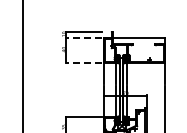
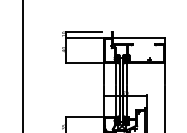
line: dashed -> solid (83, 38)
line: dashed -> solid (83, 62)
